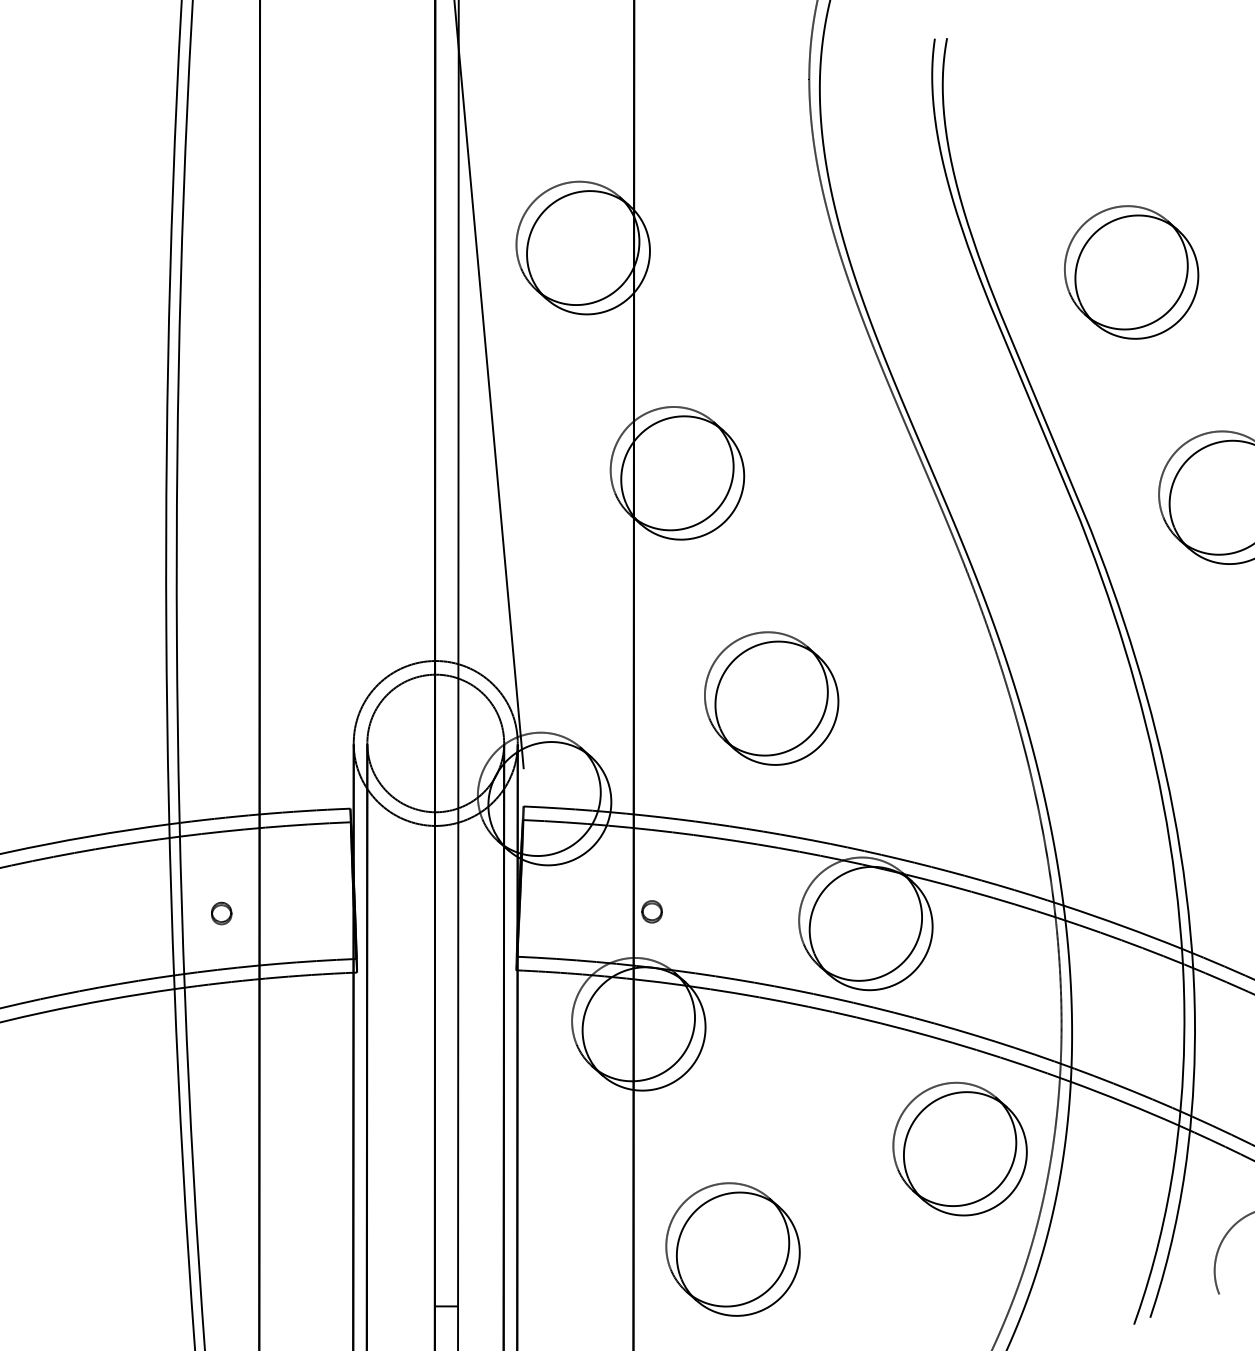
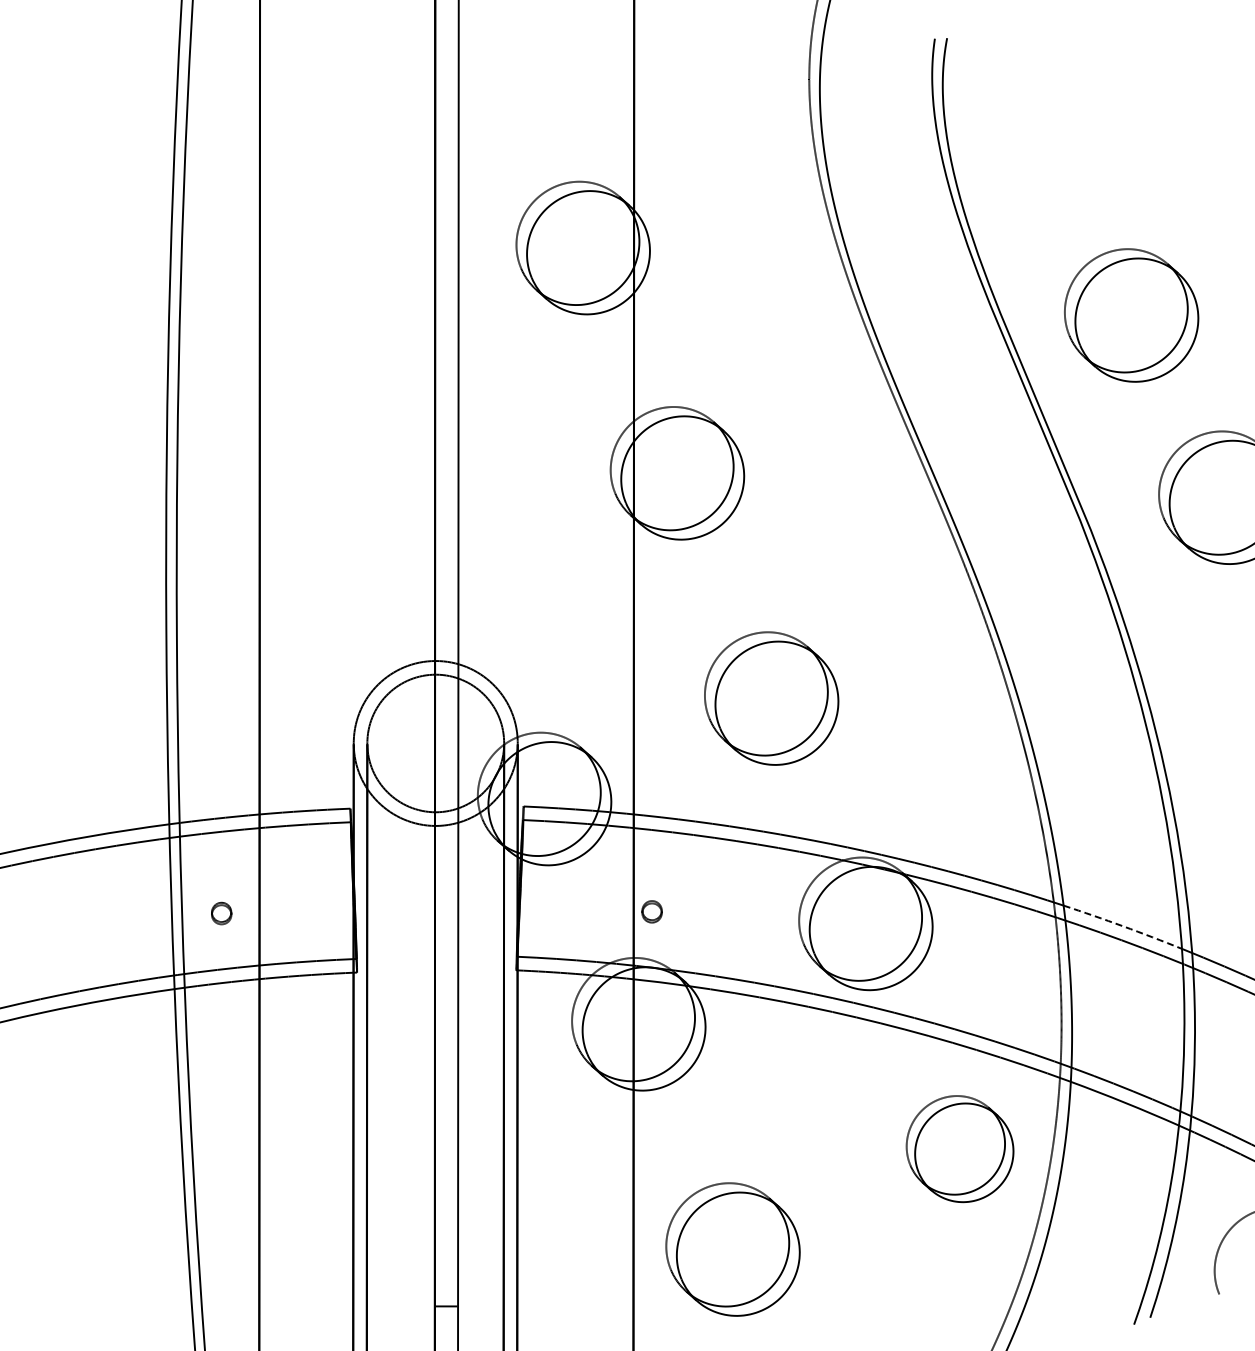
part position: (1131, 272) -> (1131, 315) (1131, 315)
line: present -> none (488, 385)
arc: solid -> dashed (1123, 926)
part size: 136x136 px -> 110x109 px (959, 1149)
